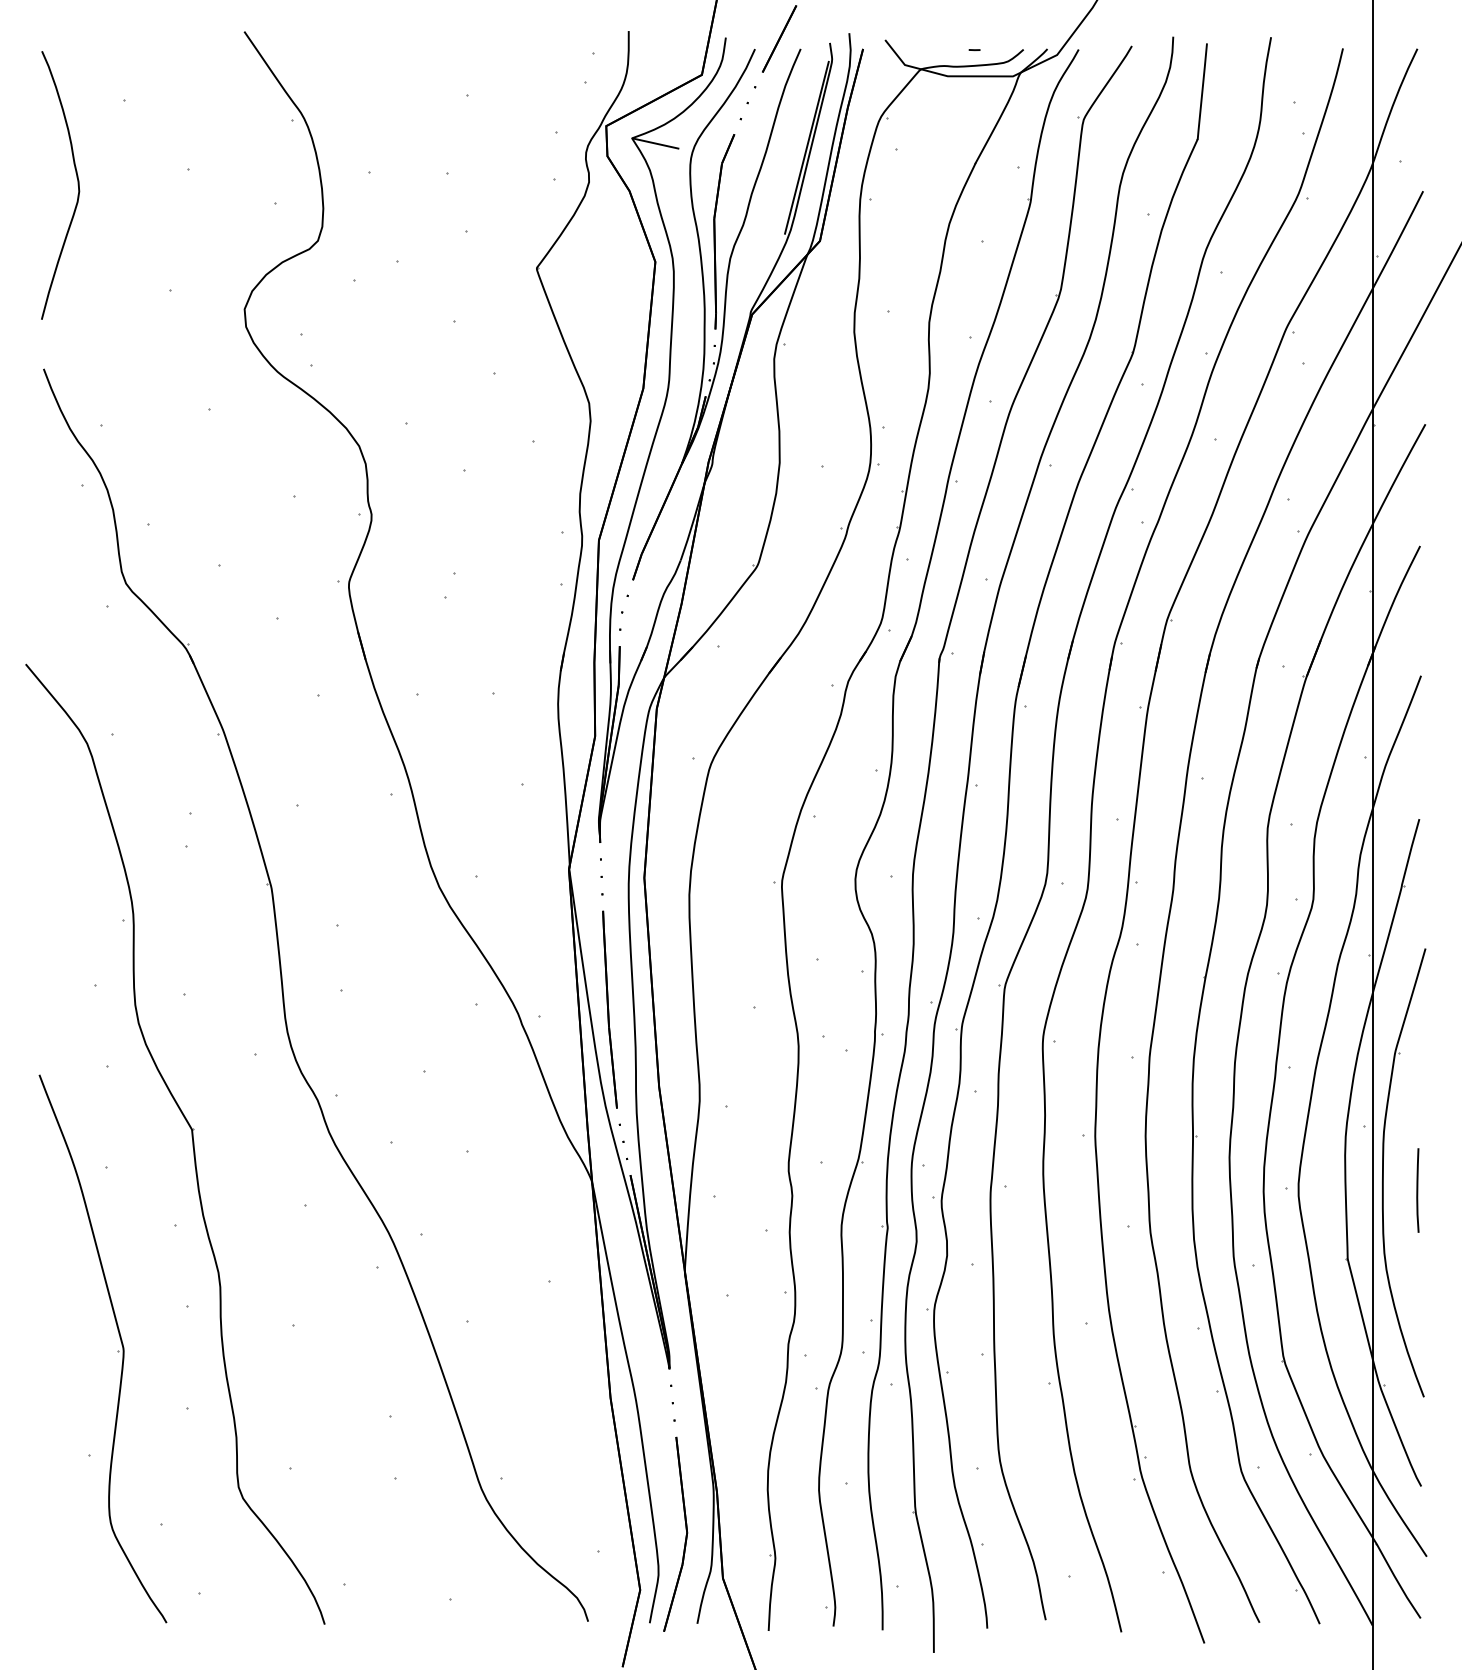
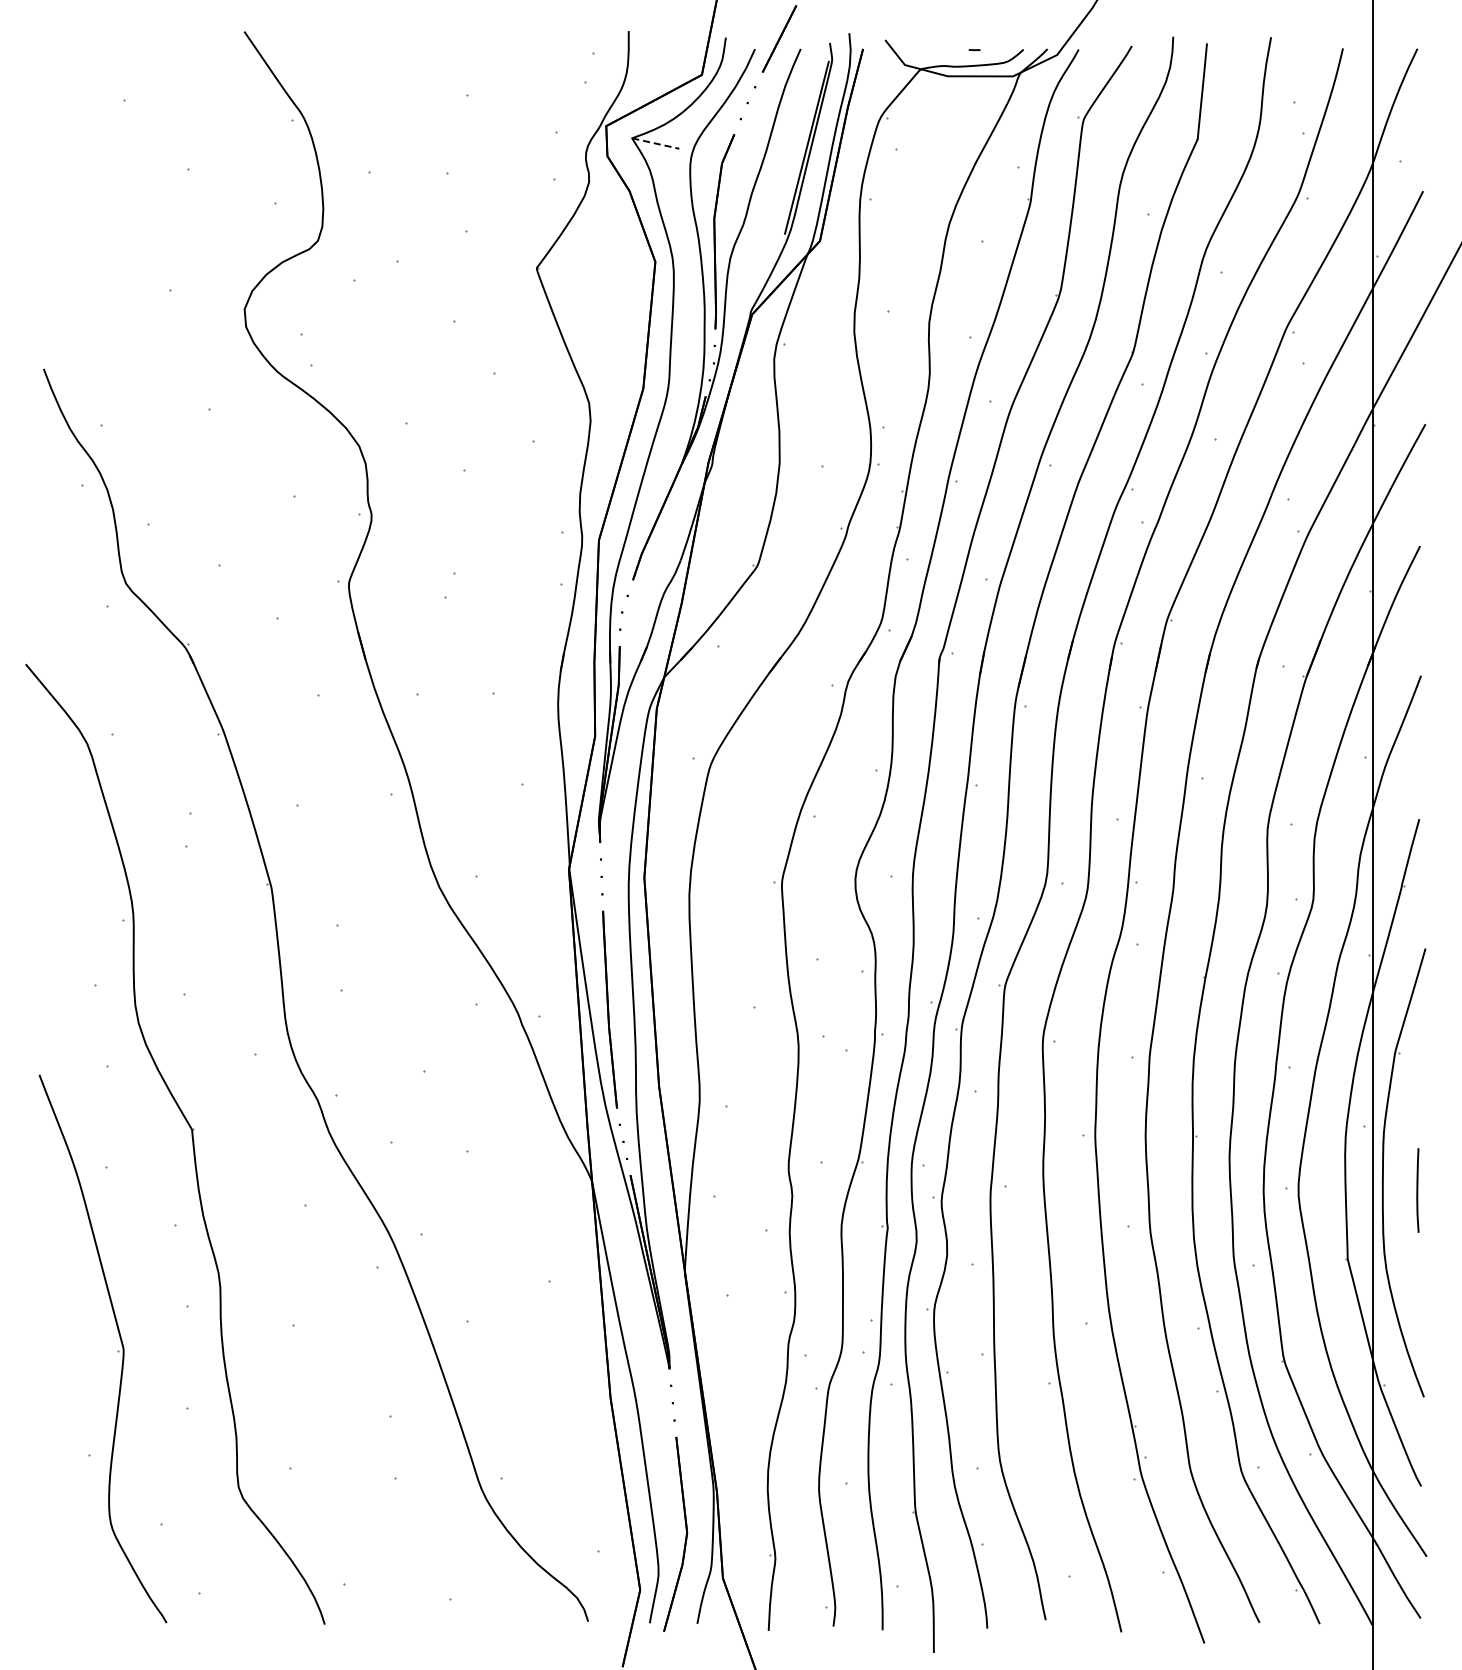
line: solid -> dashed (656, 143)
curve: present -> none (77, 185)
